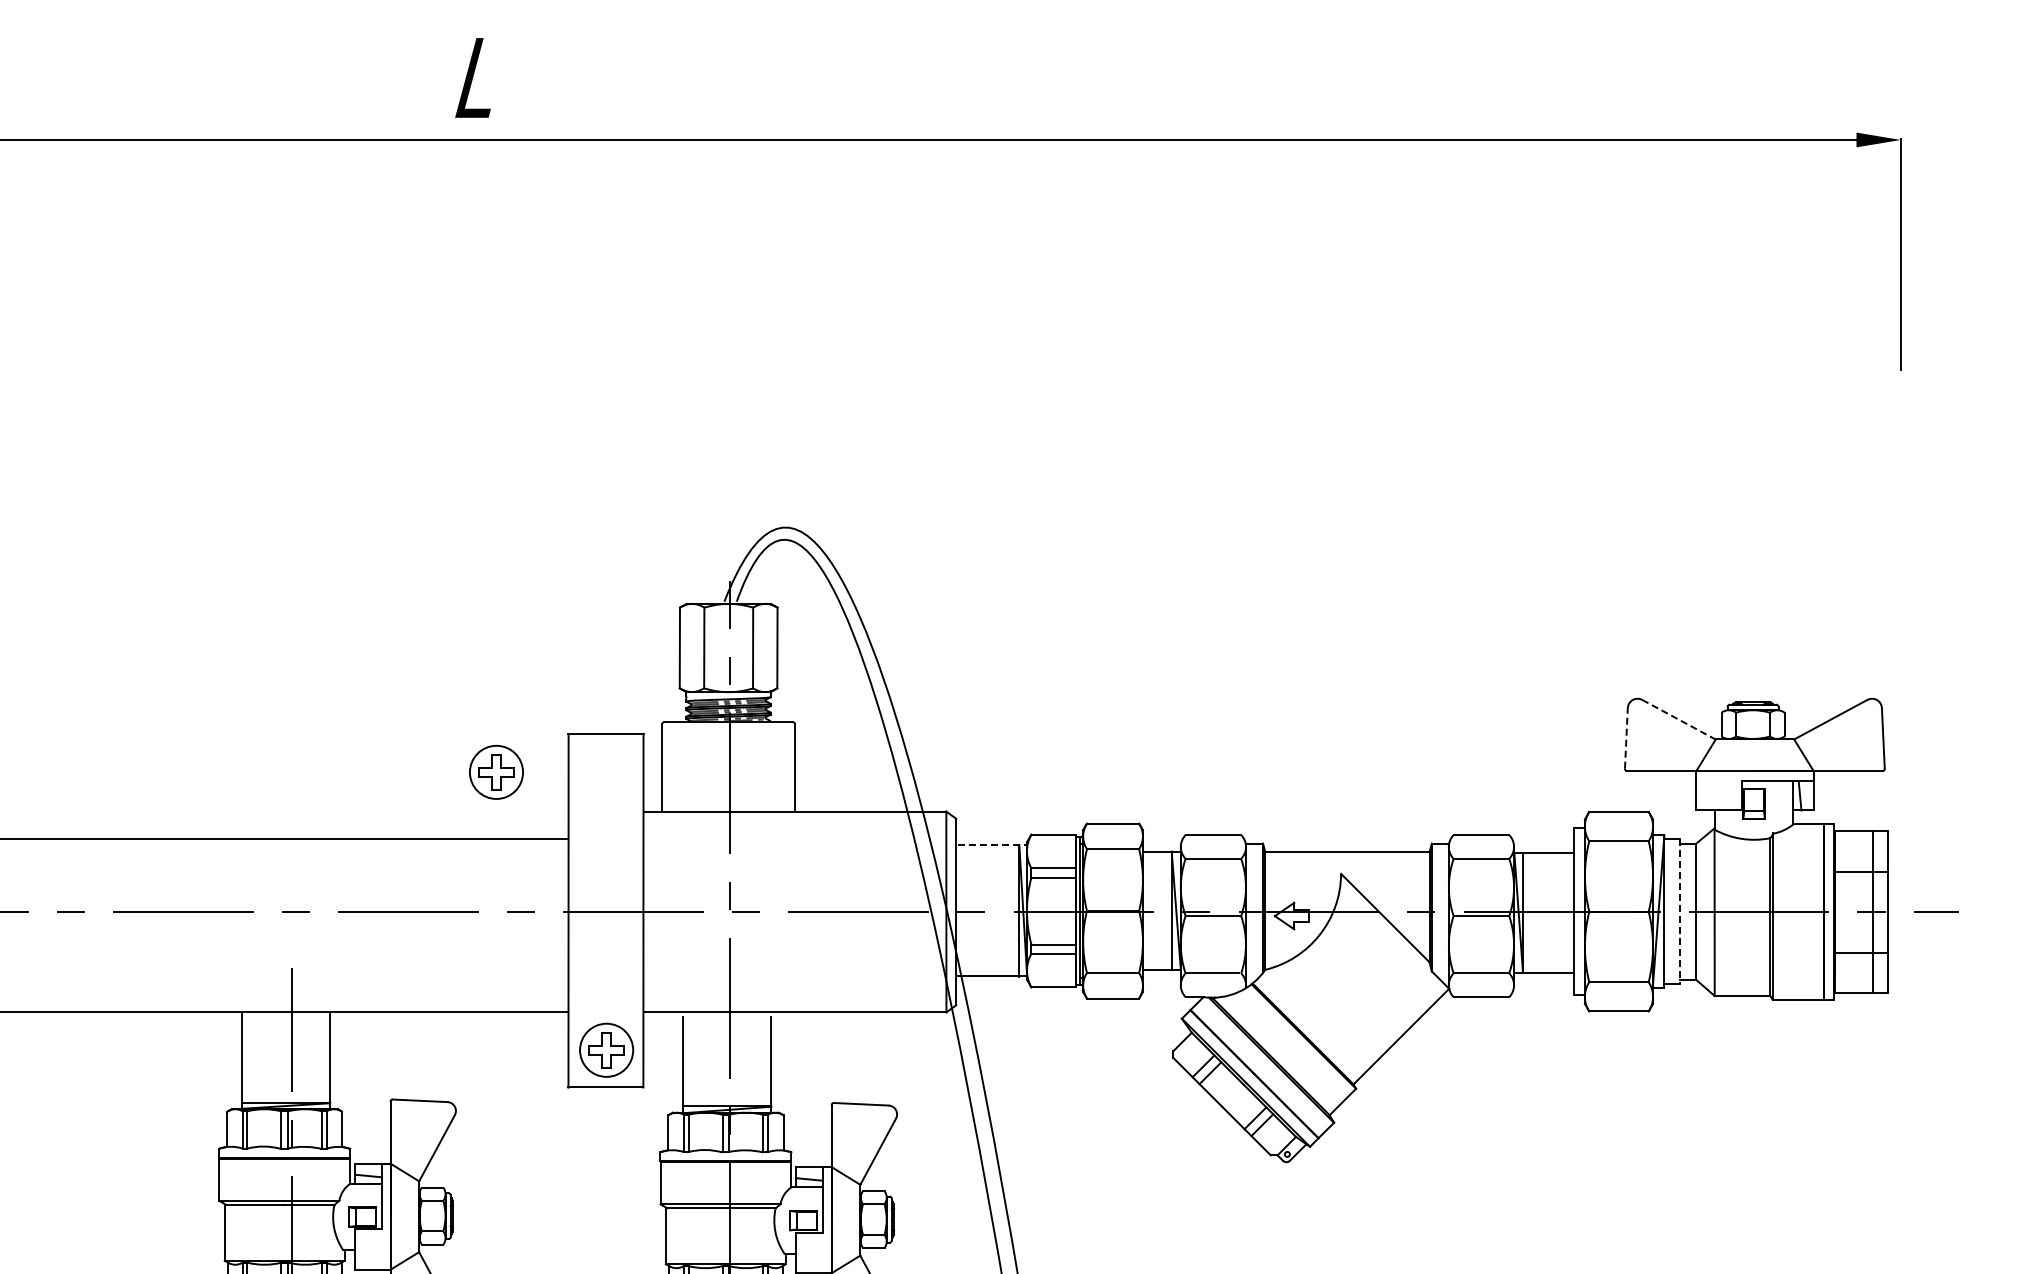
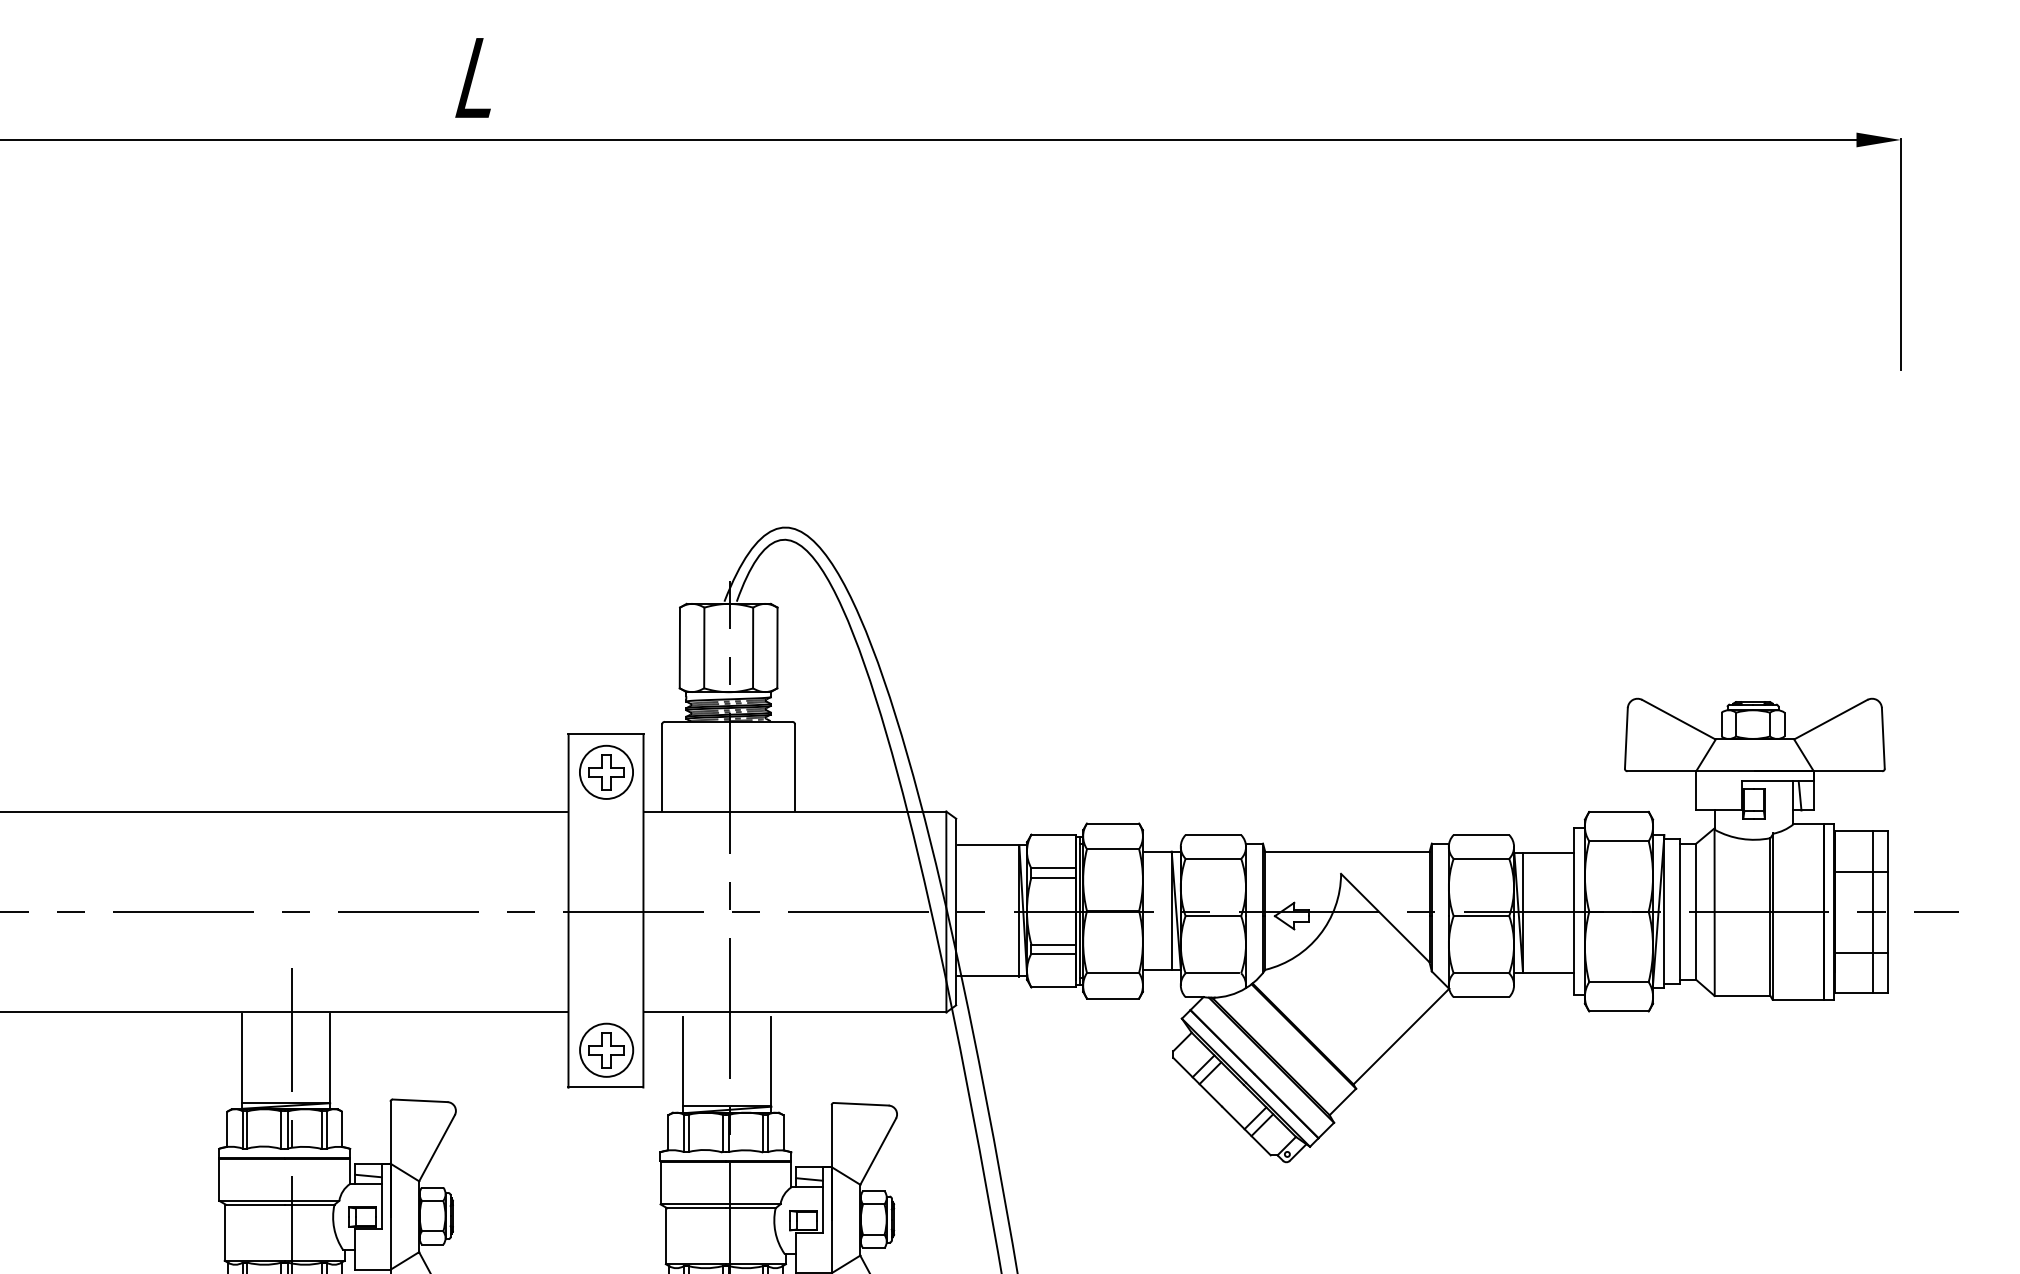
line: dashed -> solid (1678, 719)
line: dashed -> solid (1626, 737)
part position: (496, 771) -> (606, 771) (606, 771)
line position: (284, 838) -> (284, 811) (284, 811)
line: dashed -> solid (993, 845)
line: dashed -> solid (1680, 912)
